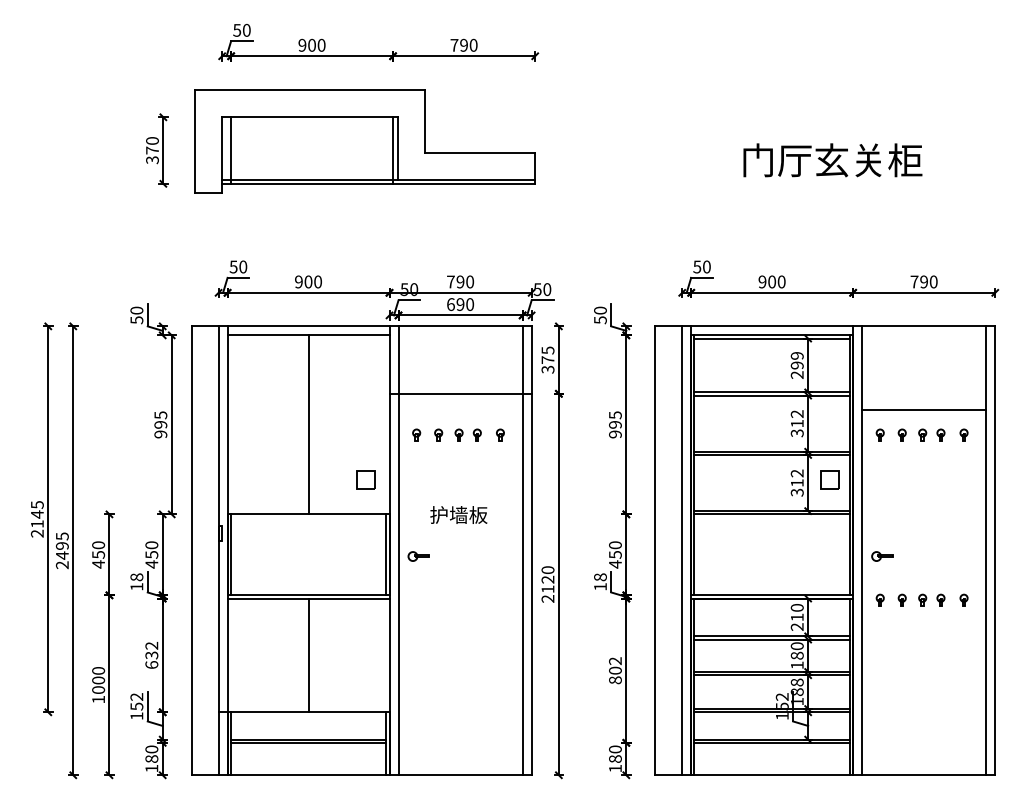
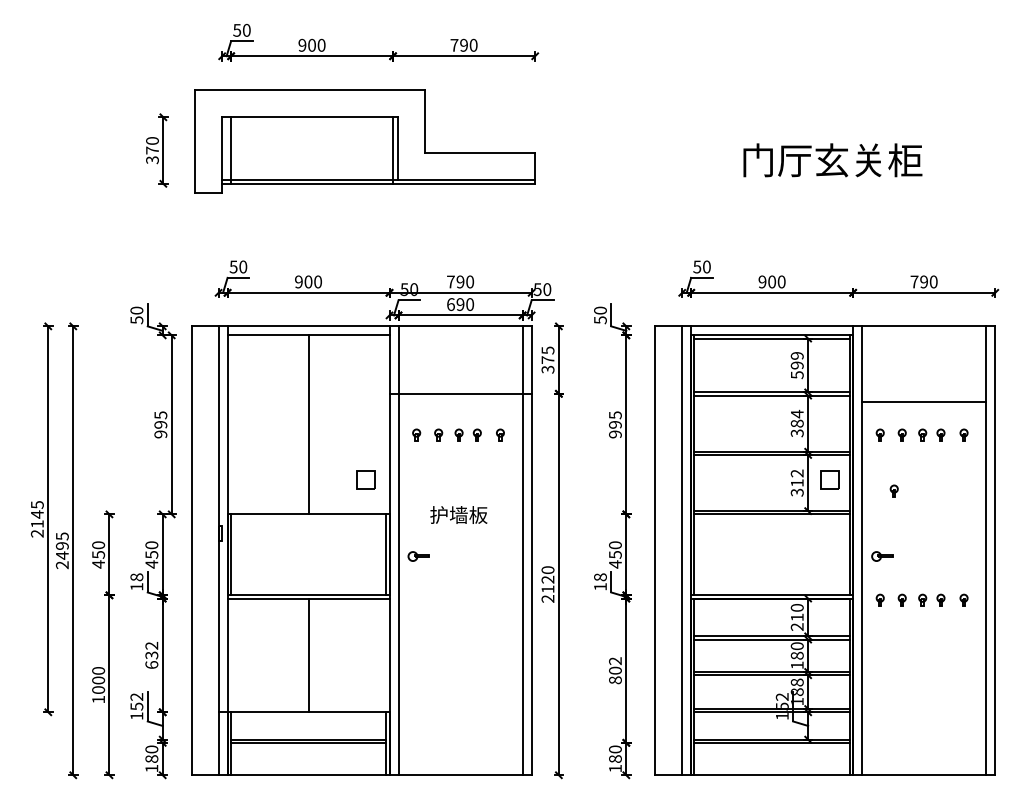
text: 299 -> 599 (796, 375)
line position: (924, 410) -> (924, 402) (924, 402)
text: 312 -> 384 (796, 418)
part: none -> present (893, 490)
